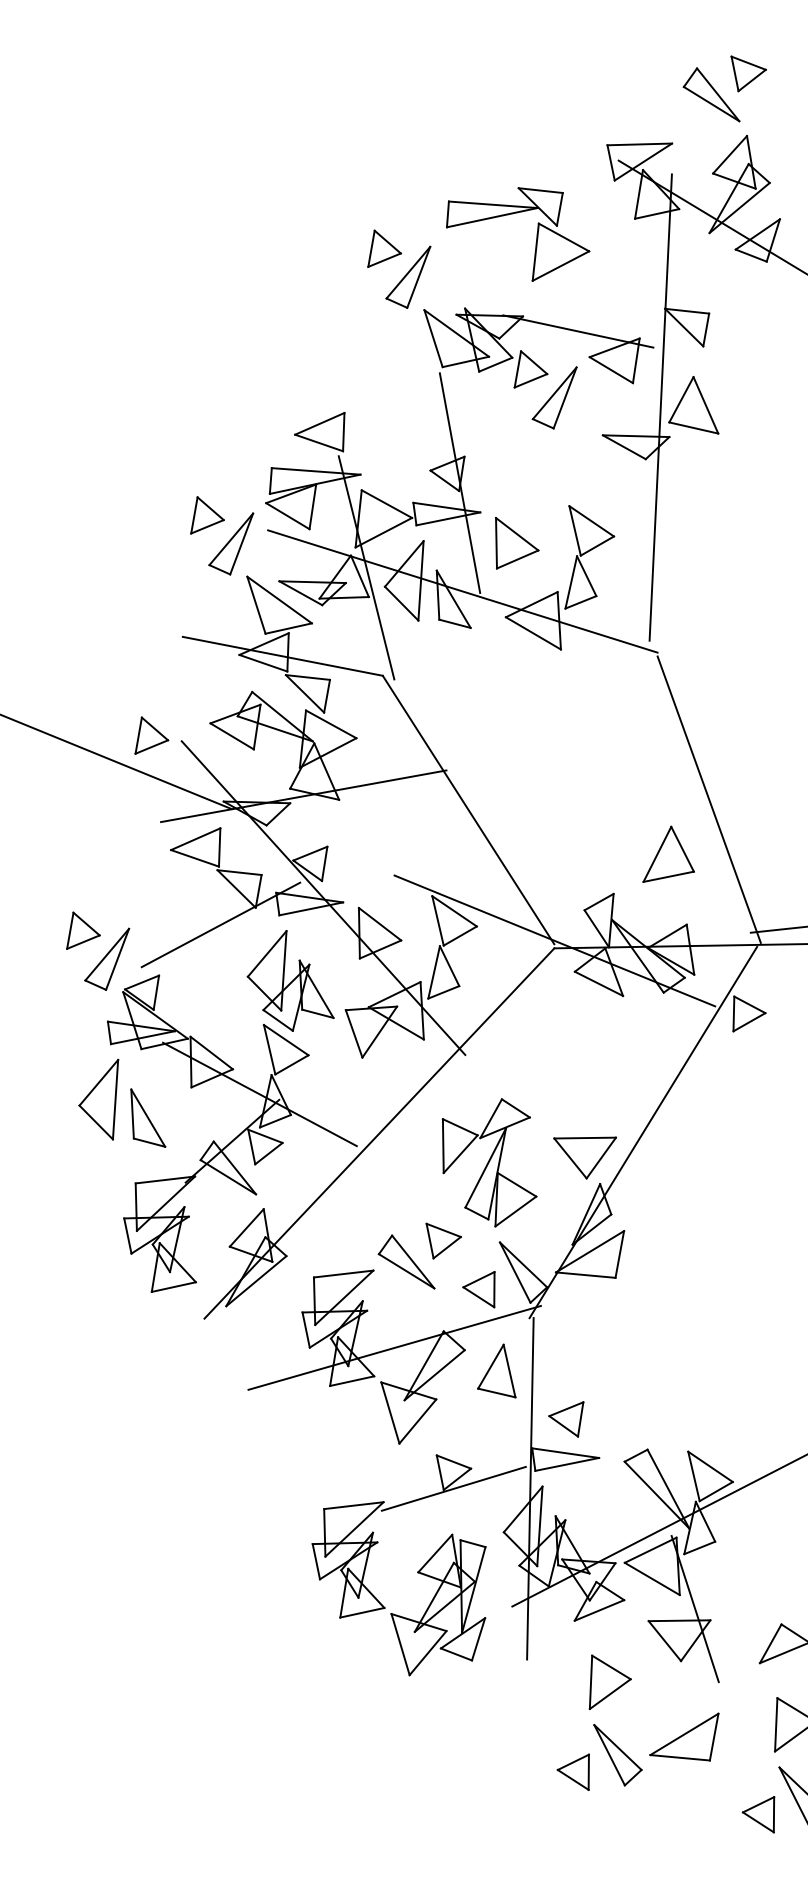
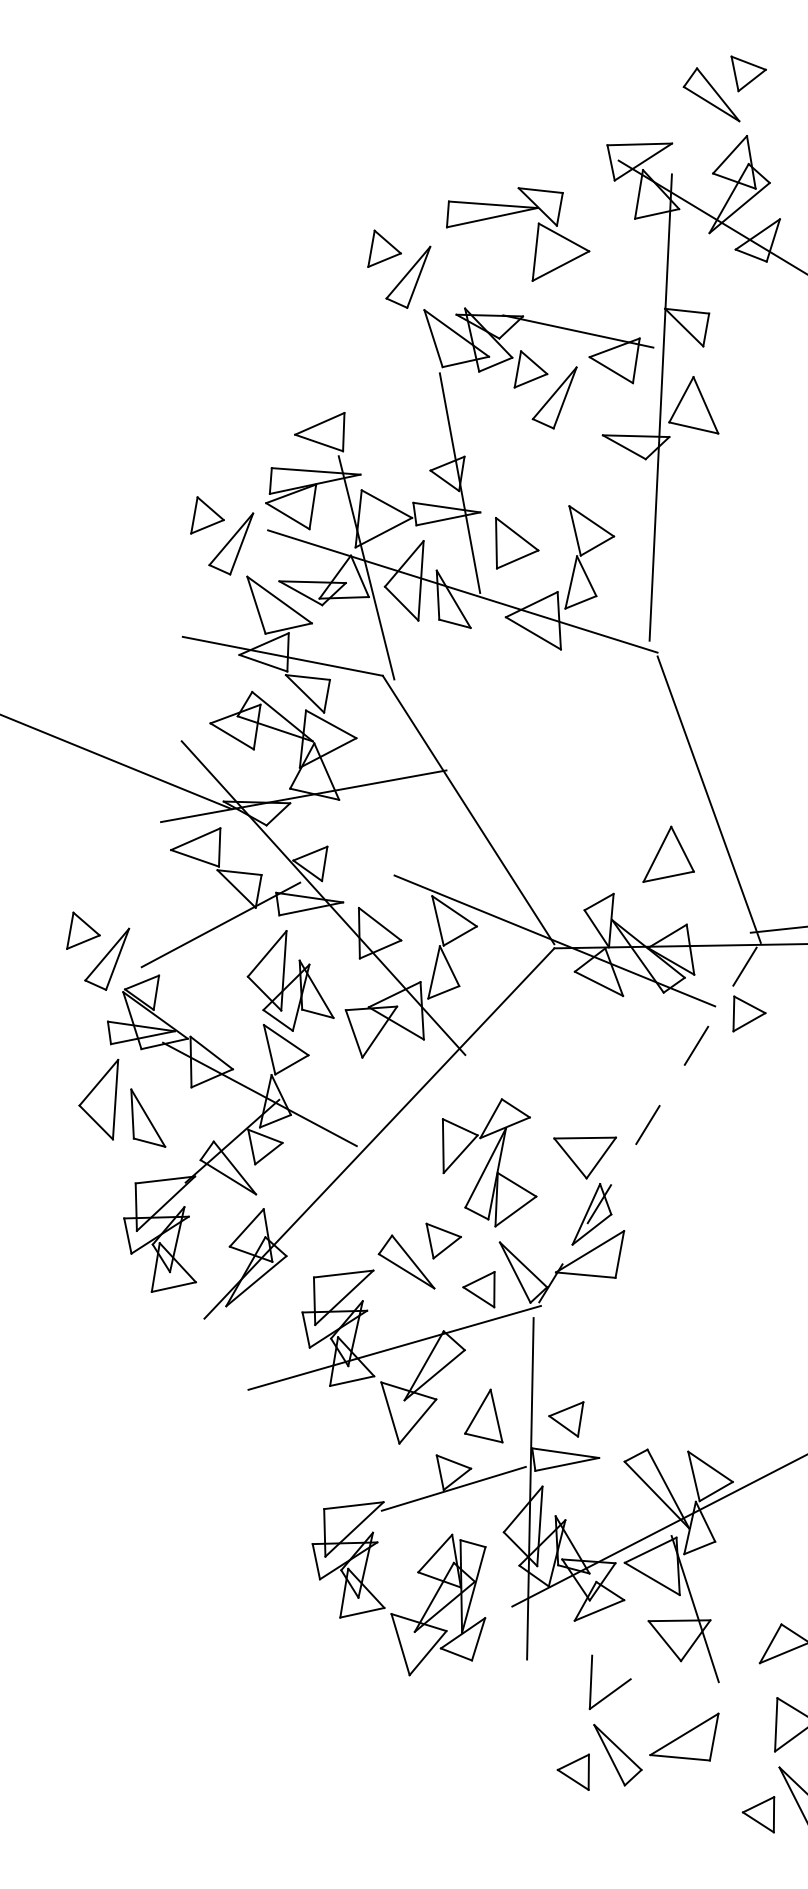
part: present -> none (151, 735)
line: solid -> dashed (643, 1132)
part position: (496, 1370) -> (483, 1415) (483, 1415)
line: present -> none (611, 1667)
